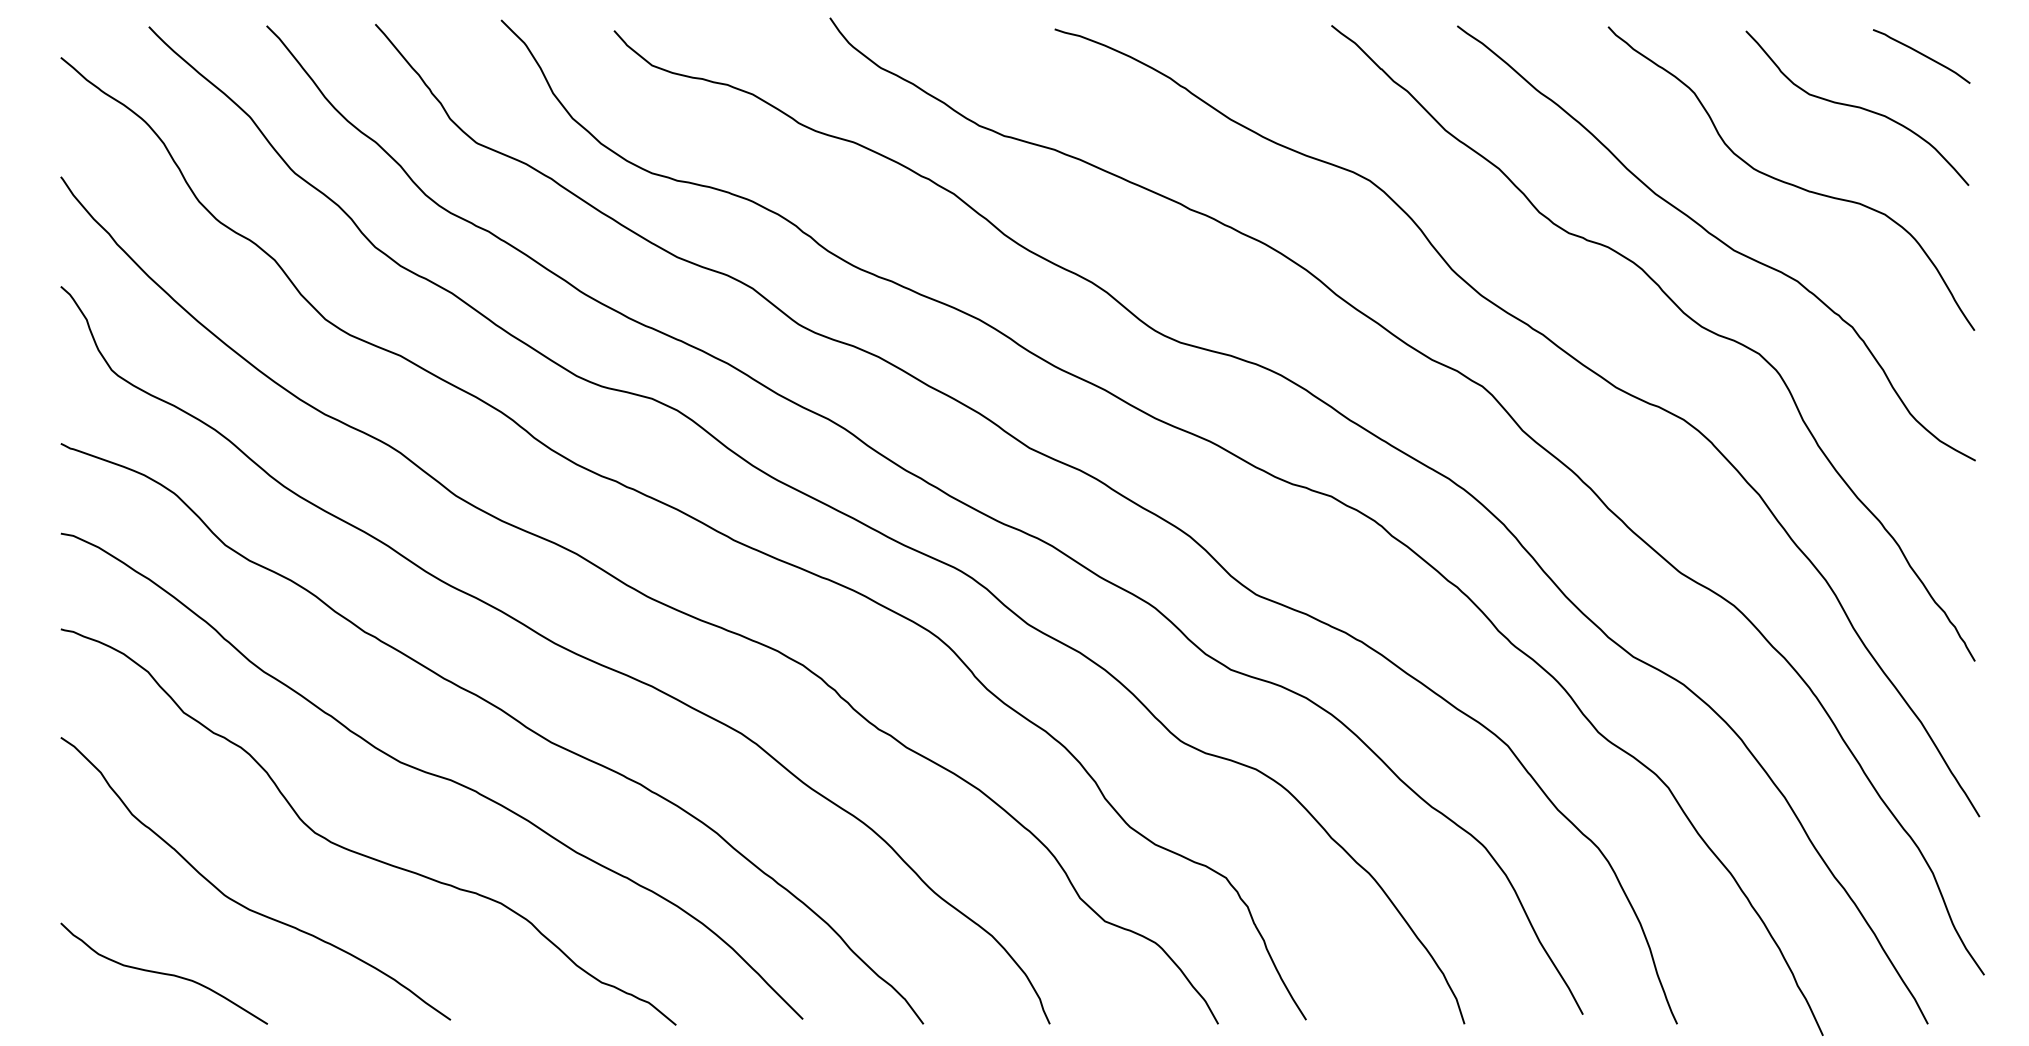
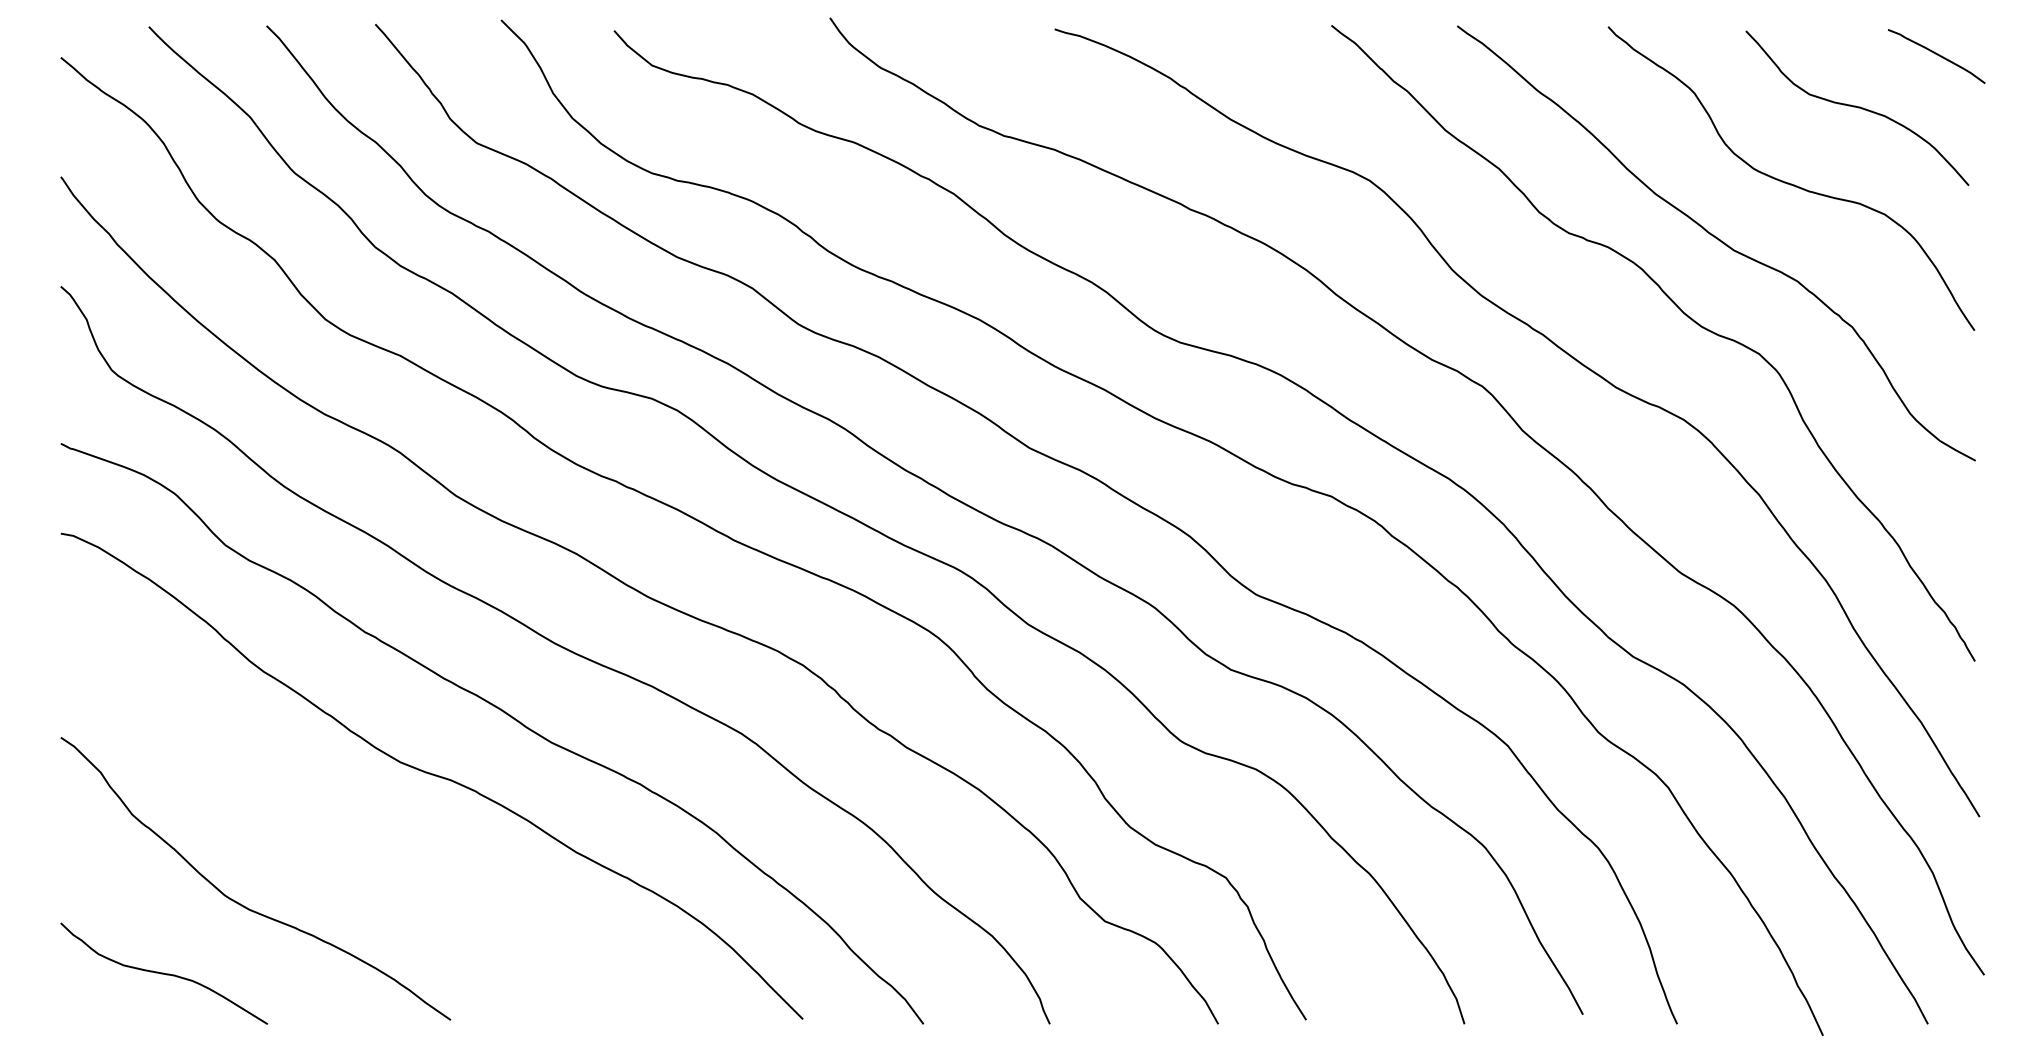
curve position: (1922, 55) -> (1937, 55) (1937, 55)
curve: present -> none (359, 852)
